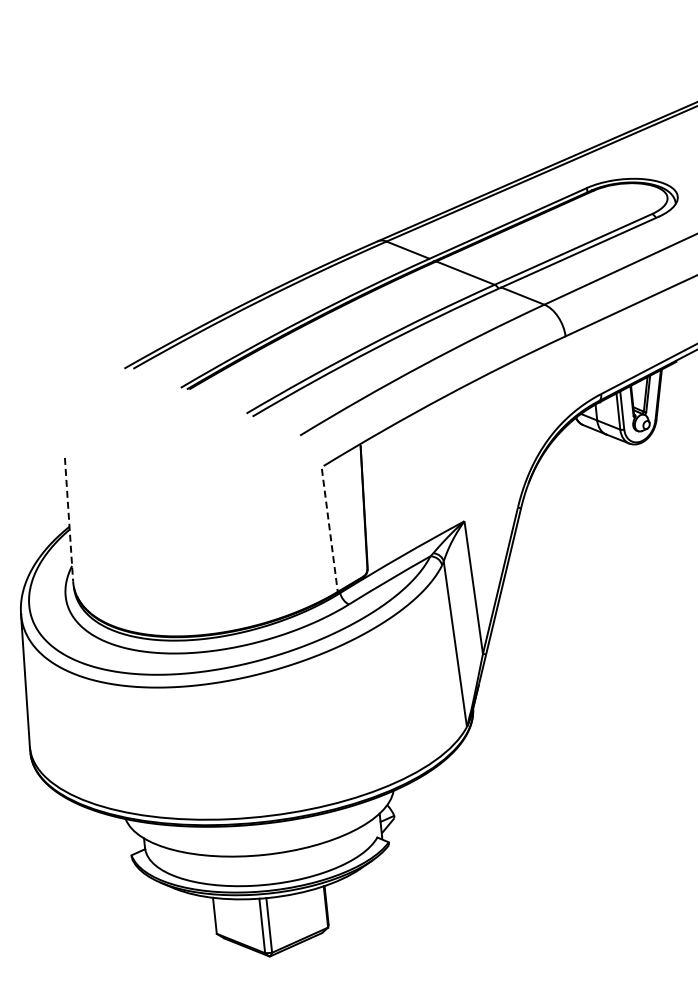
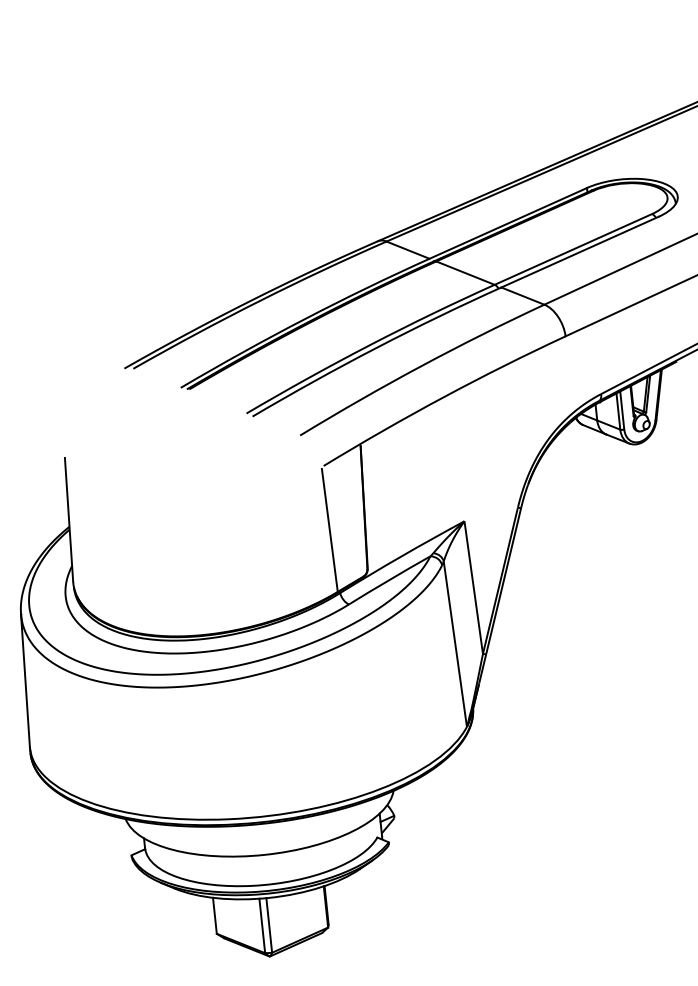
line: dashed -> solid (69, 519)
line: dashed -> solid (329, 530)
